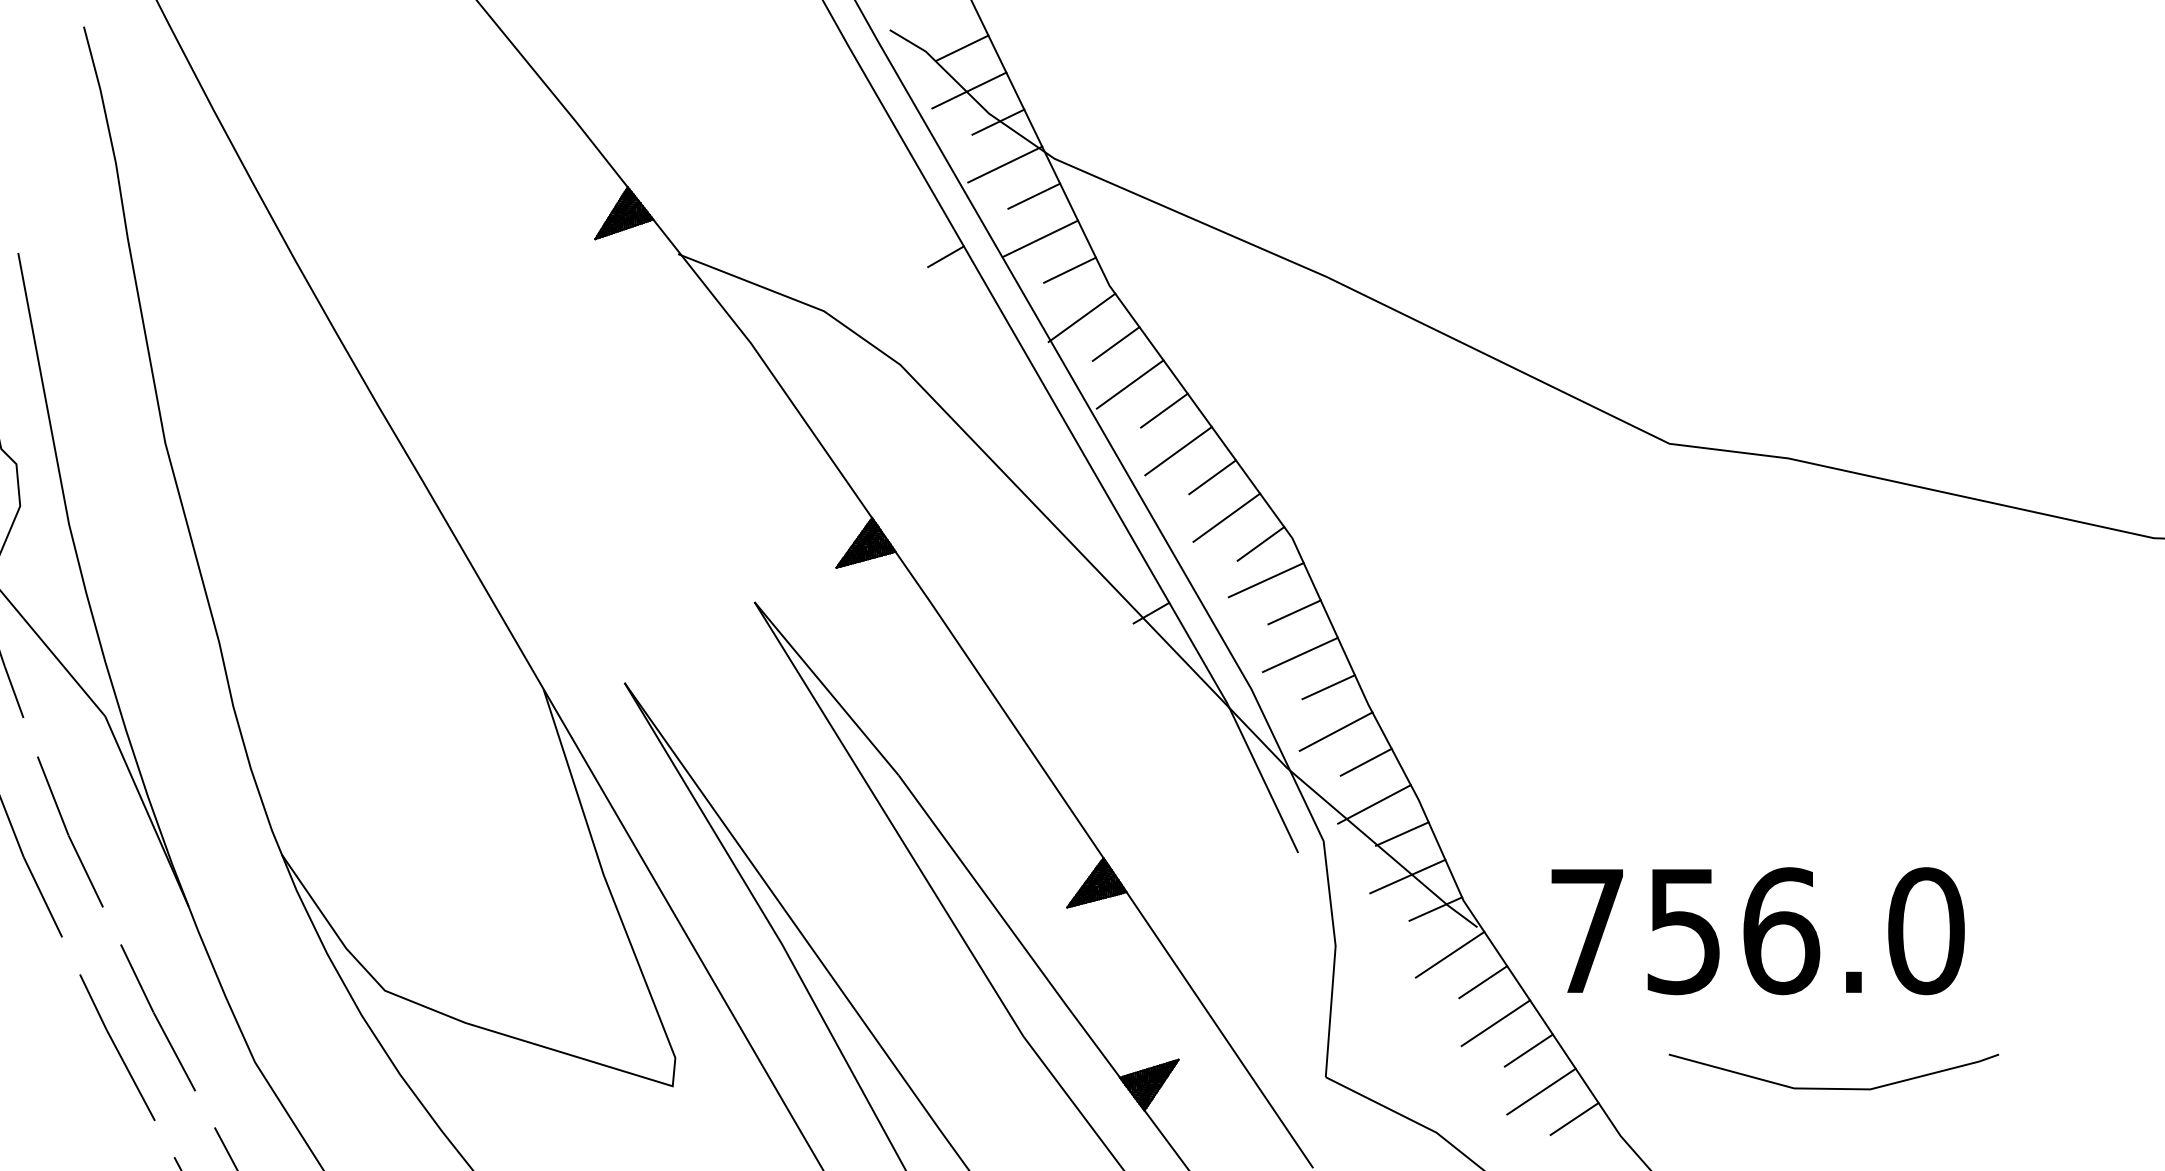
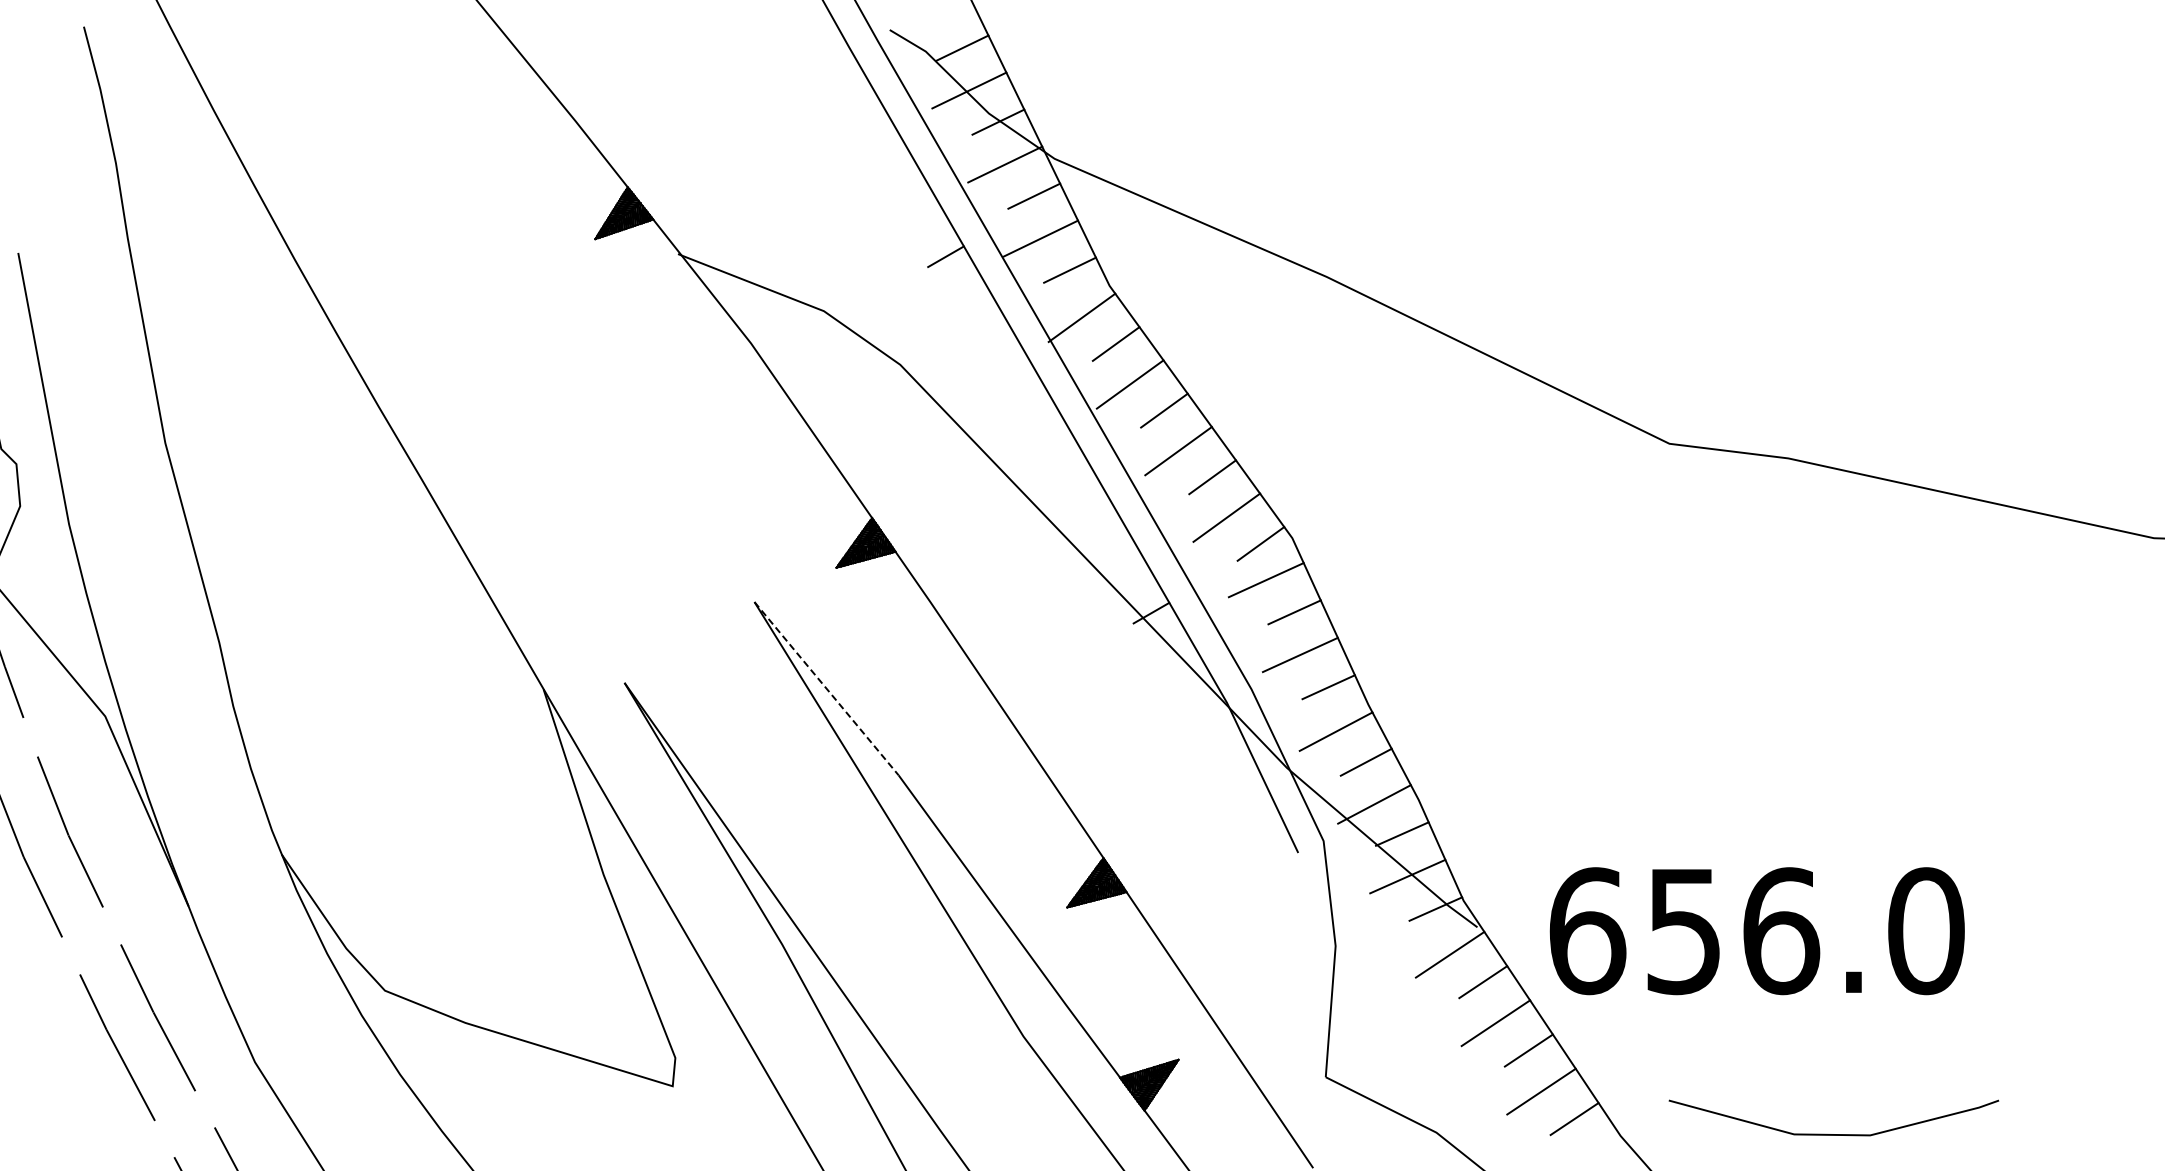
line: solid -> dashed (826, 688)
text: 756.0 -> 656.0 (1587, 931)
line position: (1833, 1088) -> (1833, 1134) (1833, 1134)
